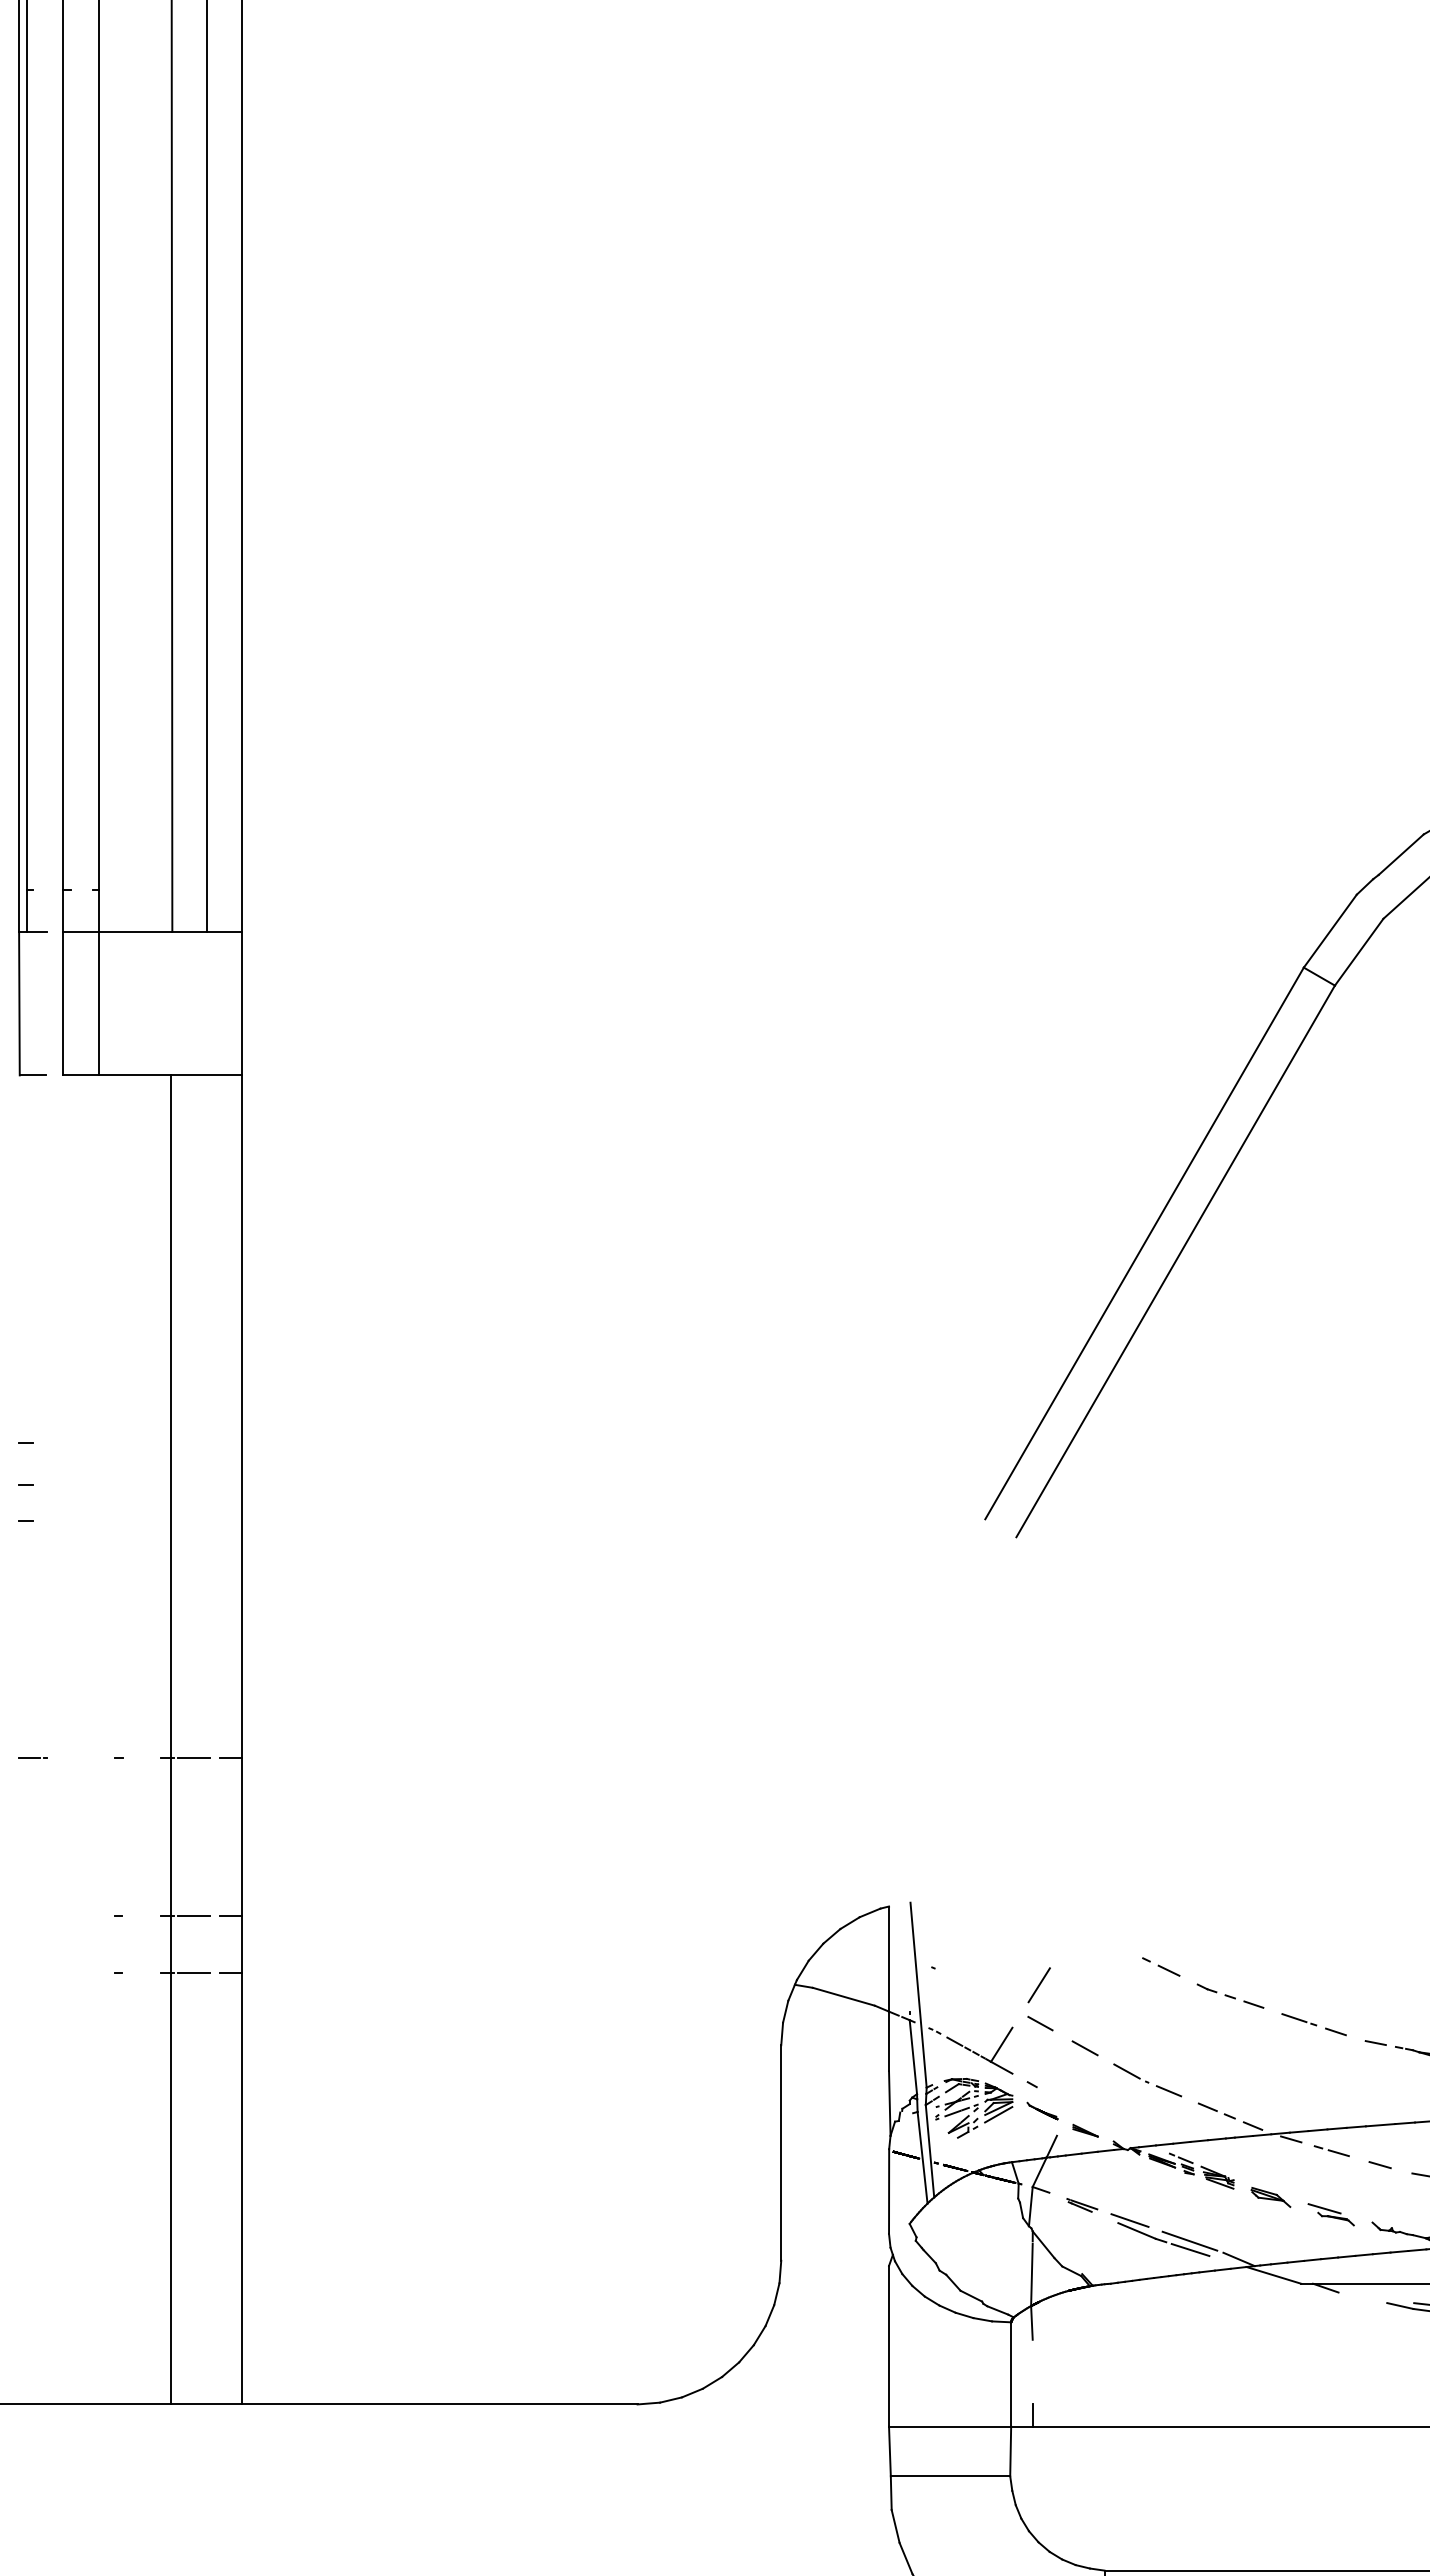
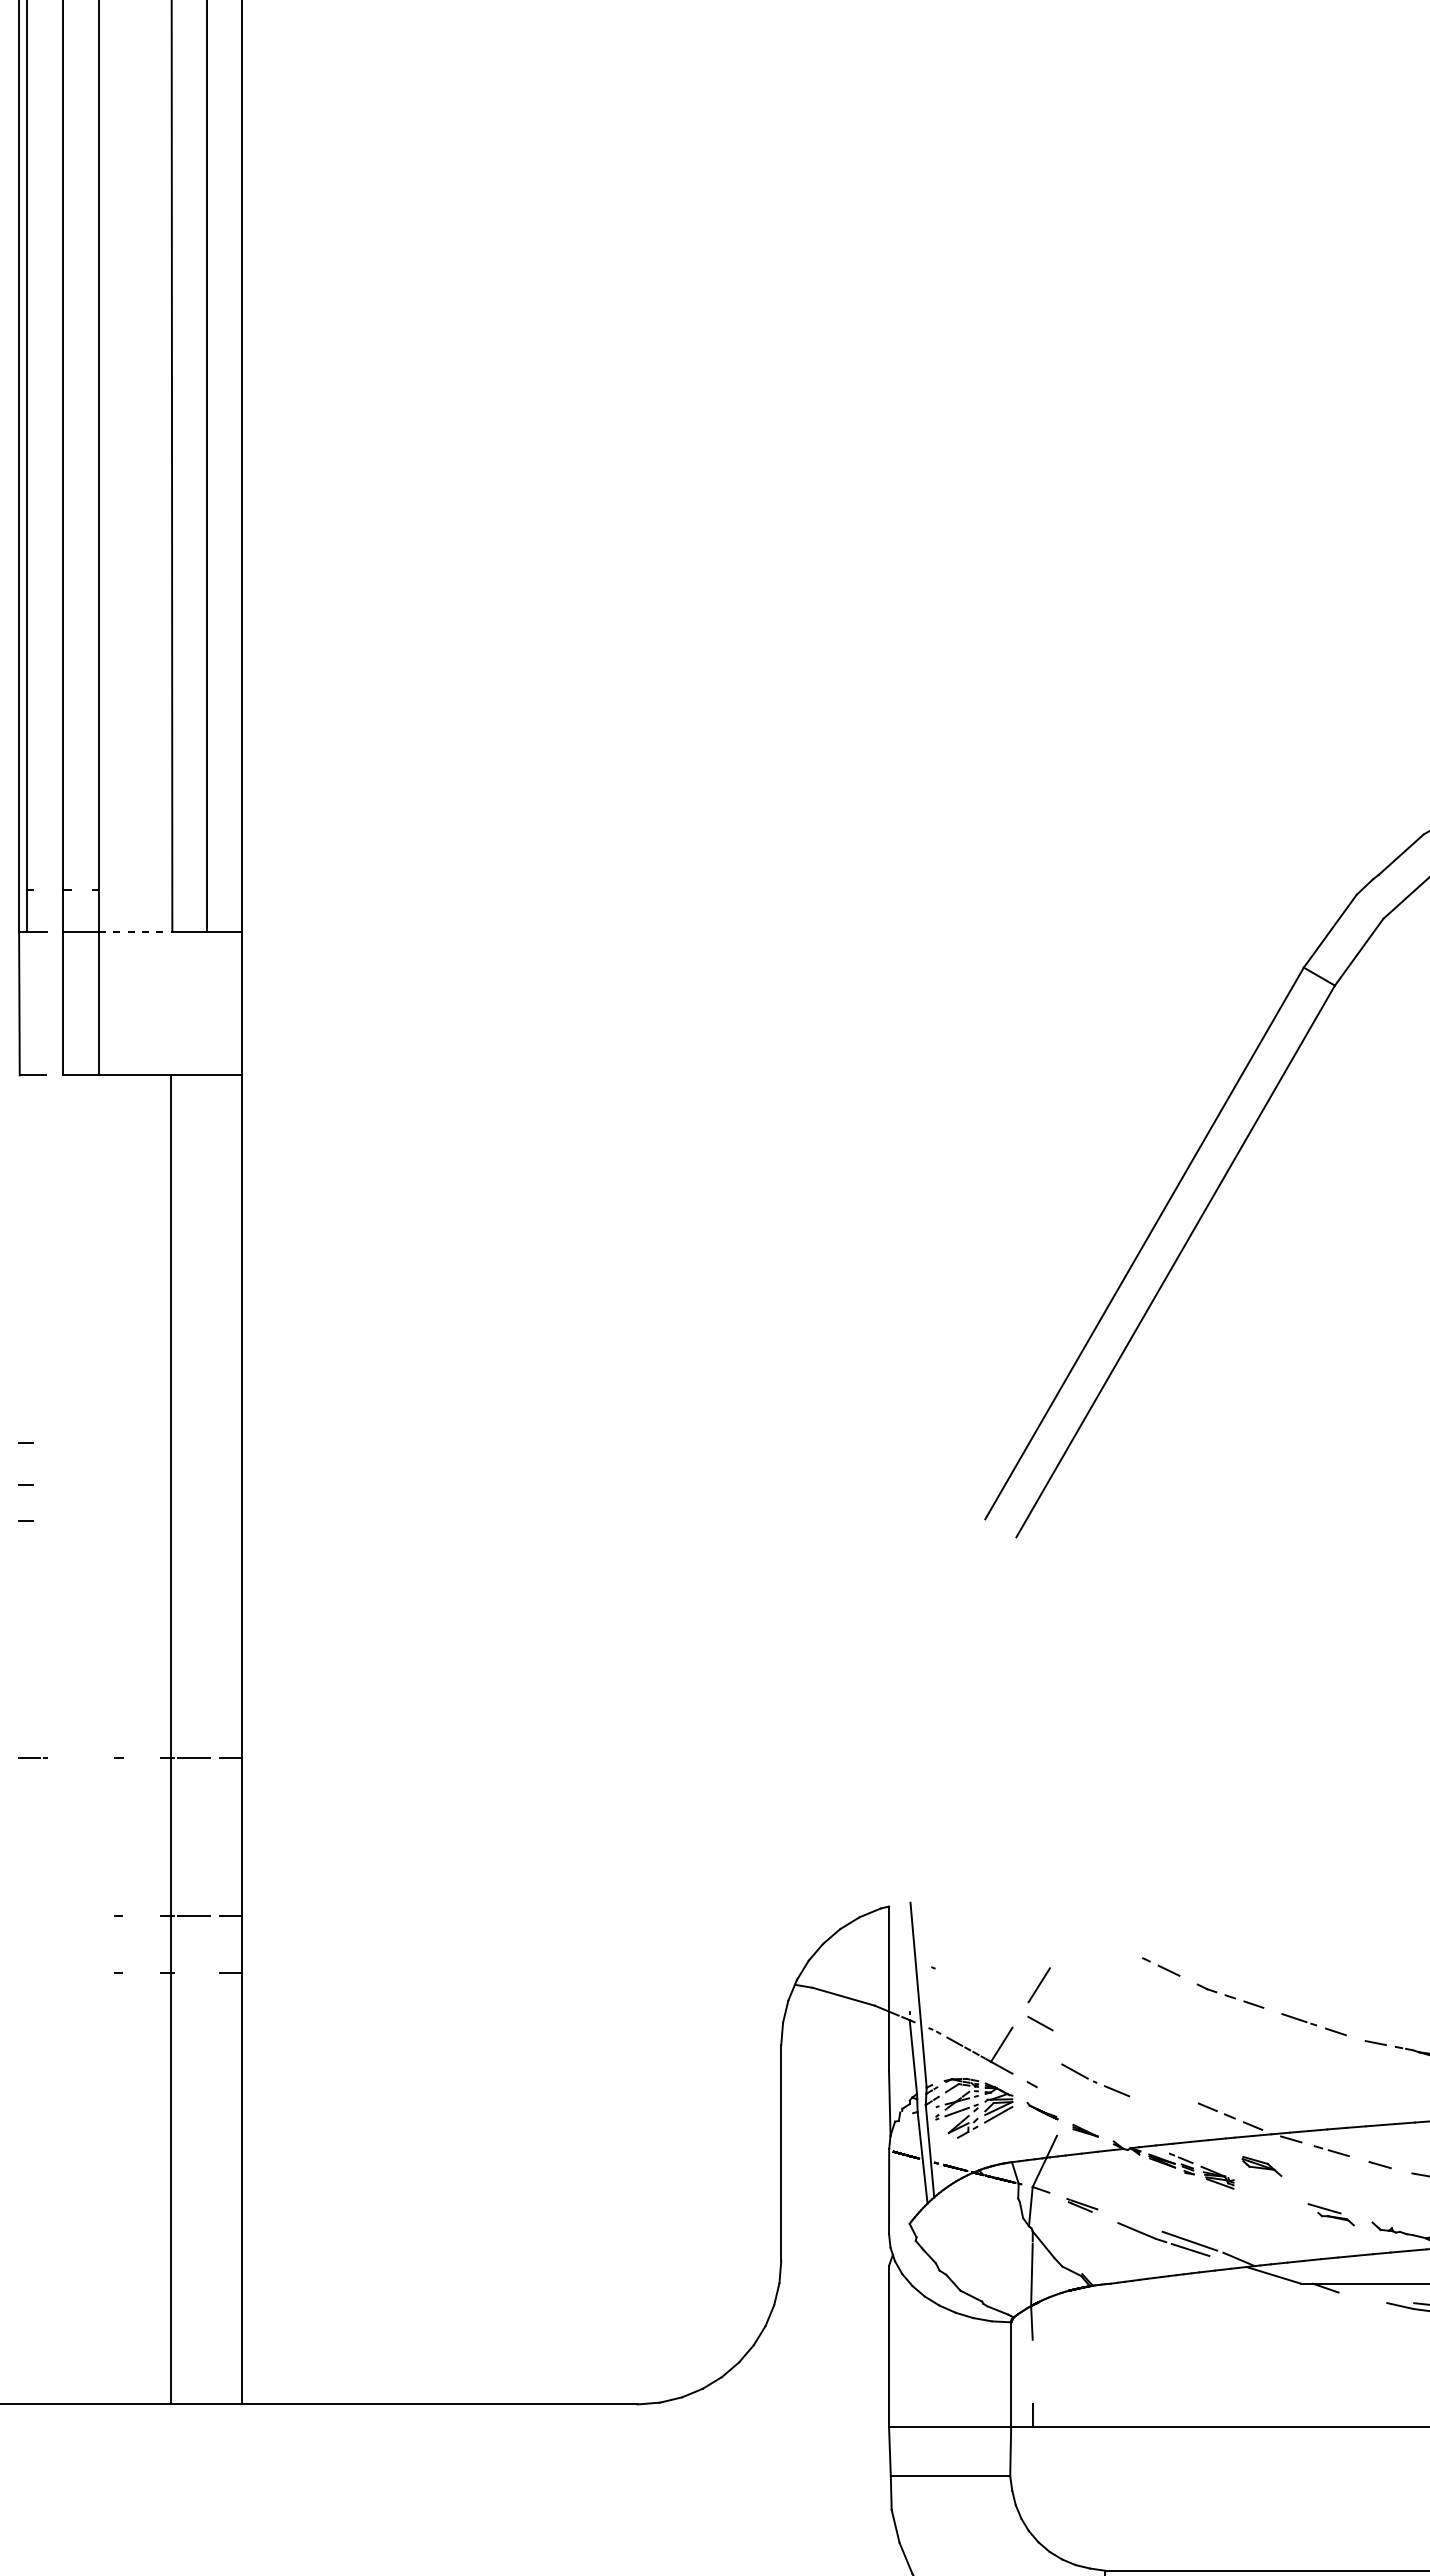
line: solid -> dashed (135, 931)
line: present -> none (193, 1973)
line: present -> none (1084, 2048)
part position: (1147, 2080) -> (1095, 2080) (1095, 2080)
part position: (1270, 2197) -> (1261, 2166) (1261, 2166)
line: present -> none (1129, 2220)
